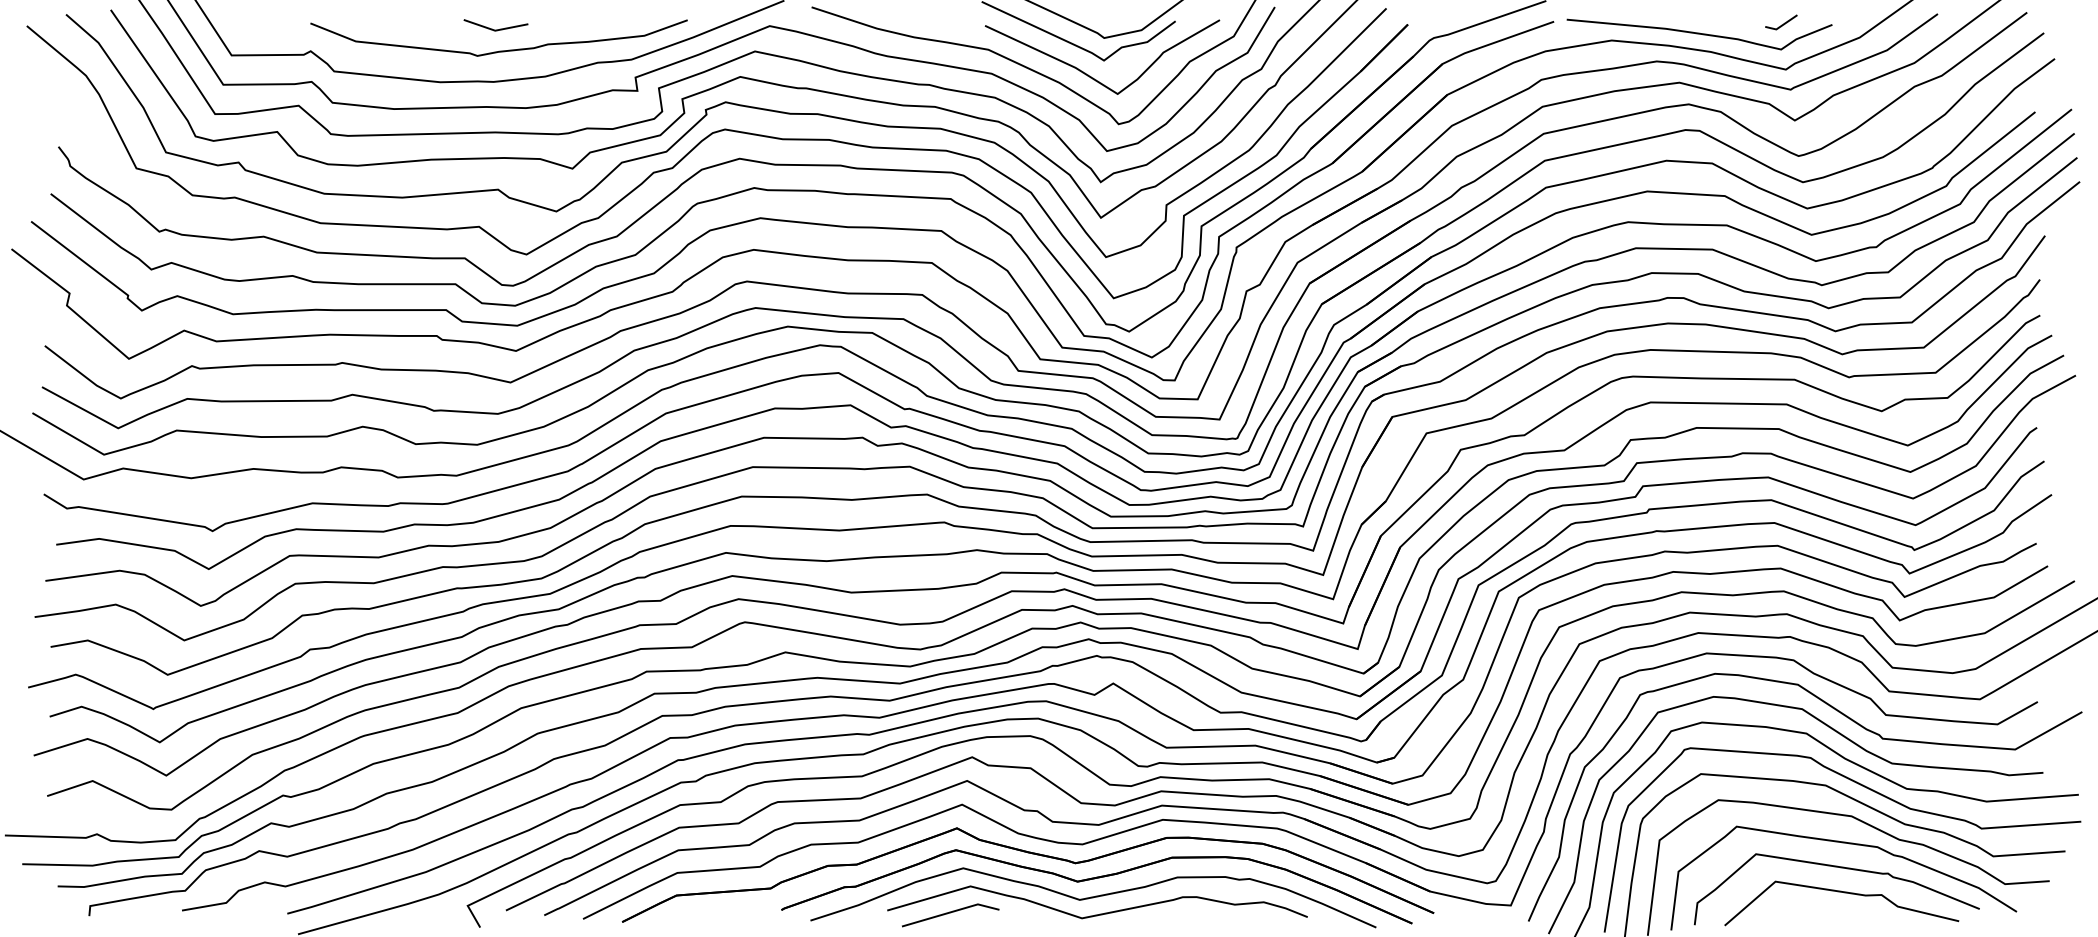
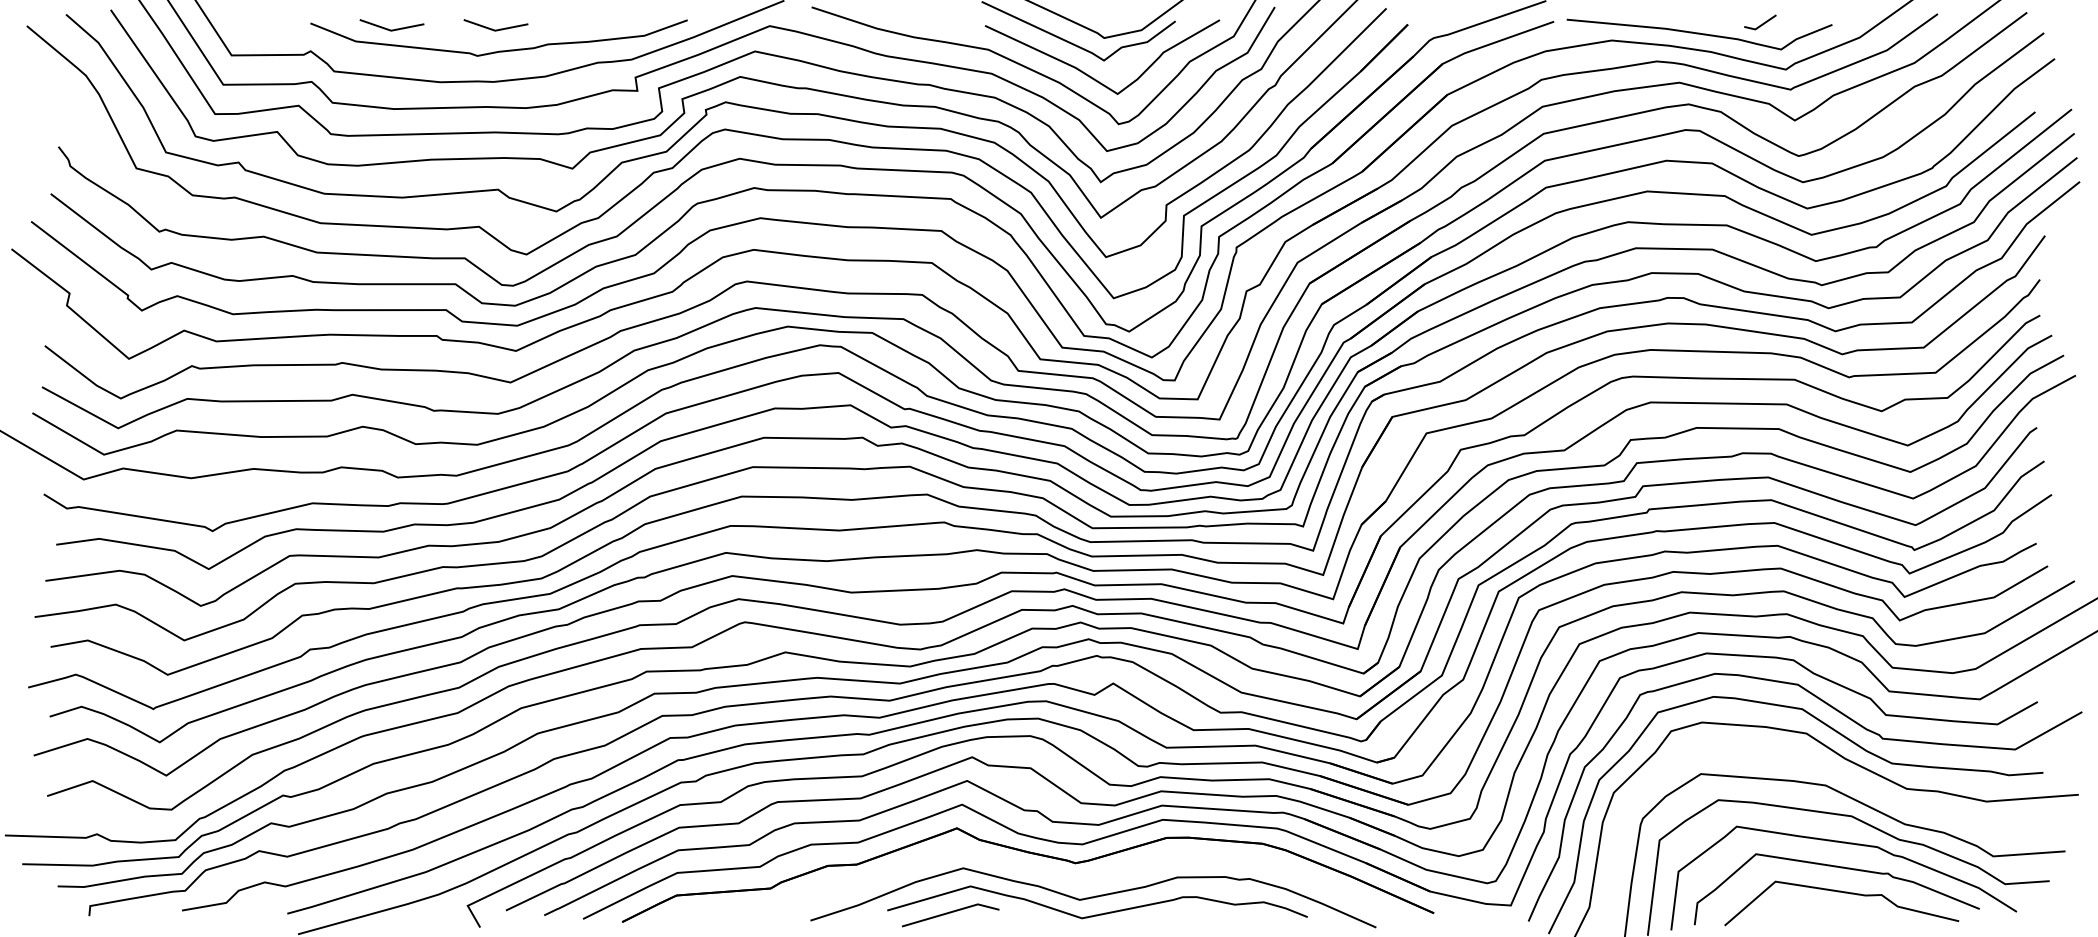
line position: (1781, 24) -> (1760, 24) (1760, 24)
line: none -> present (391, 29)
curve: present -> none (1868, 789)
part: present -> none (1094, 879)
